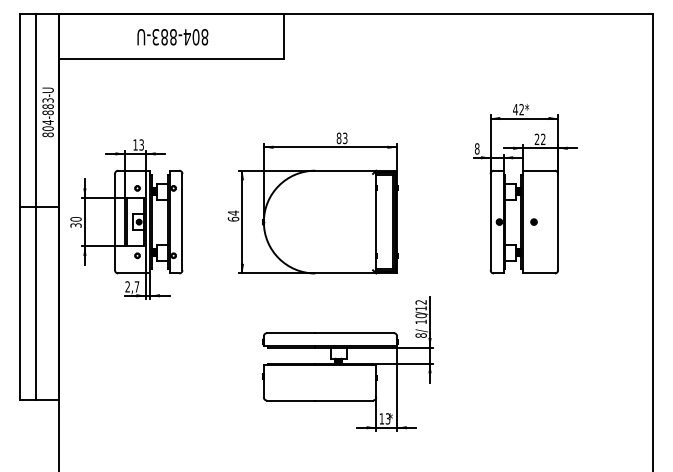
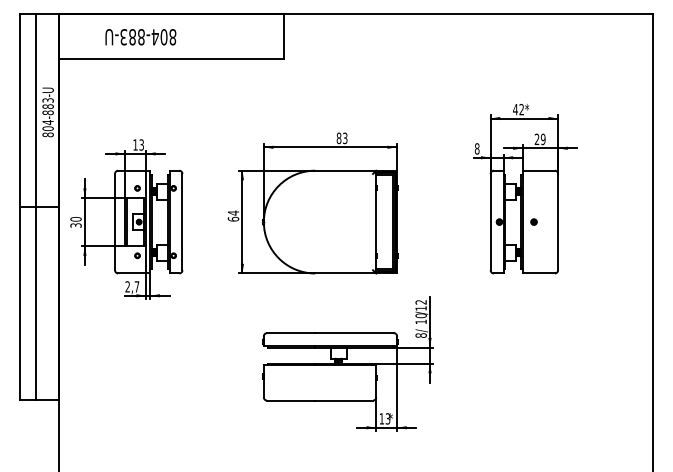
text position: (172, 37) -> (140, 37) (140, 37)
text: 22 -> 29 (542, 139)
